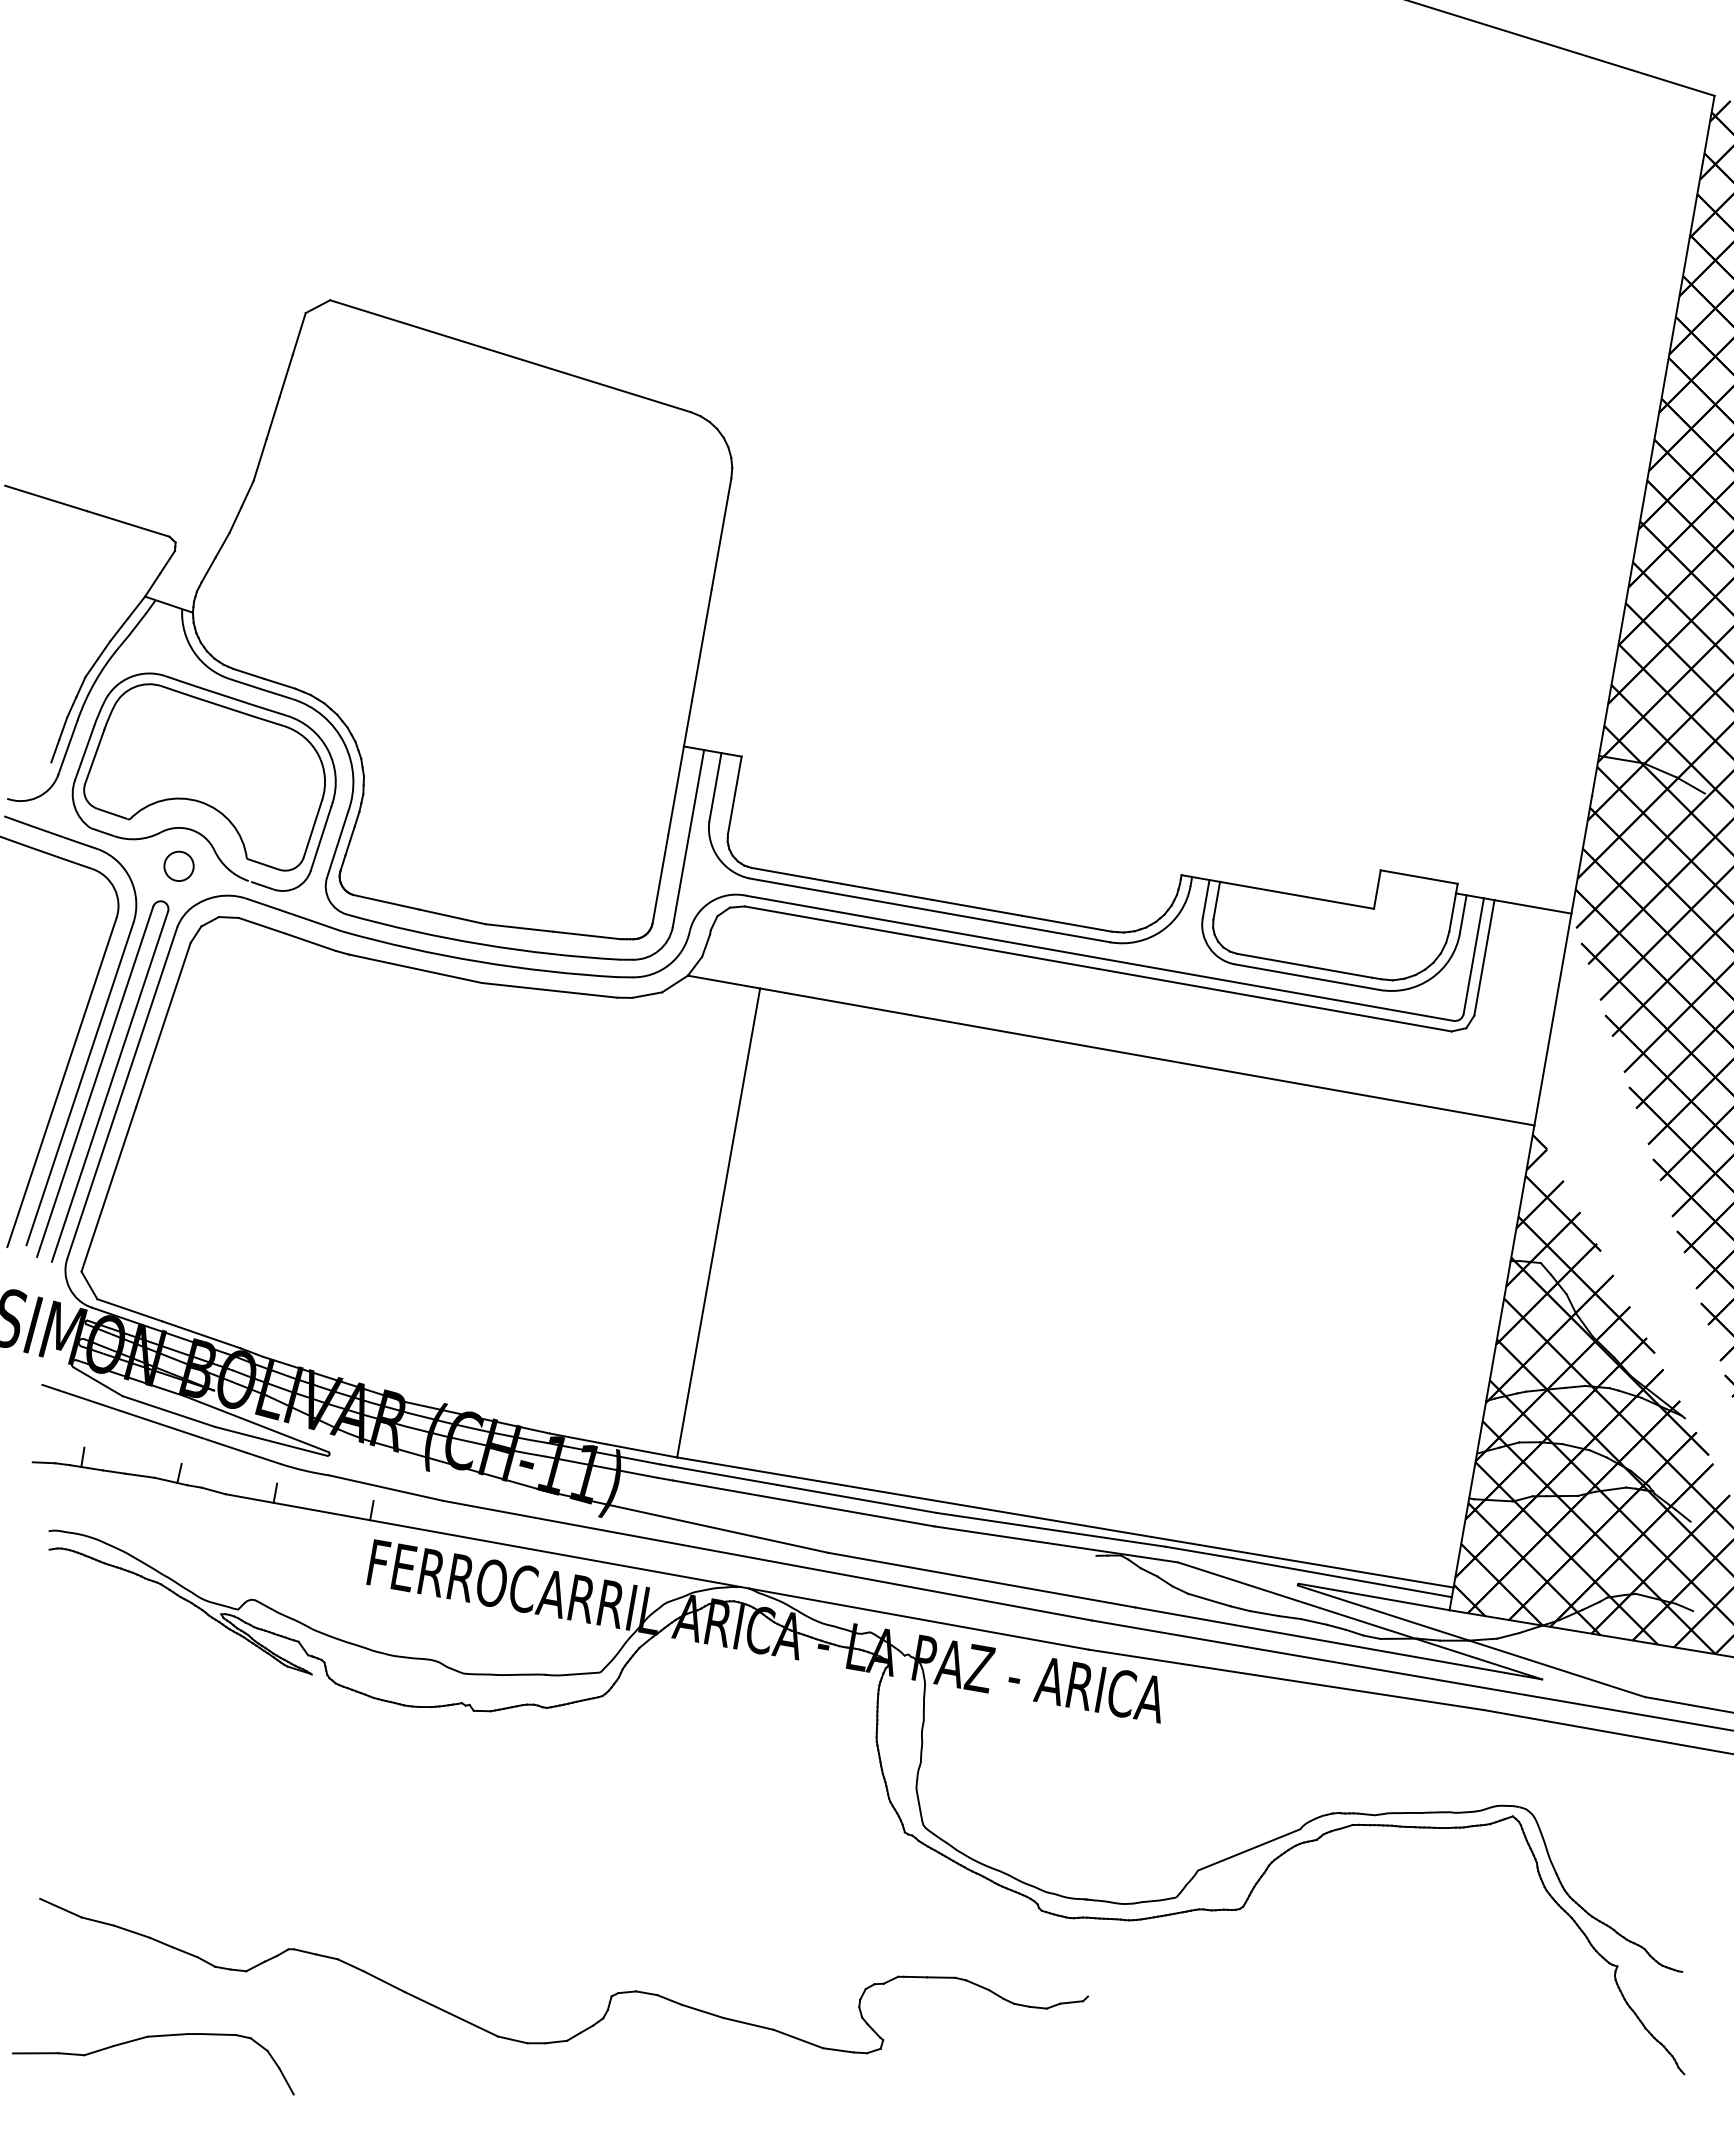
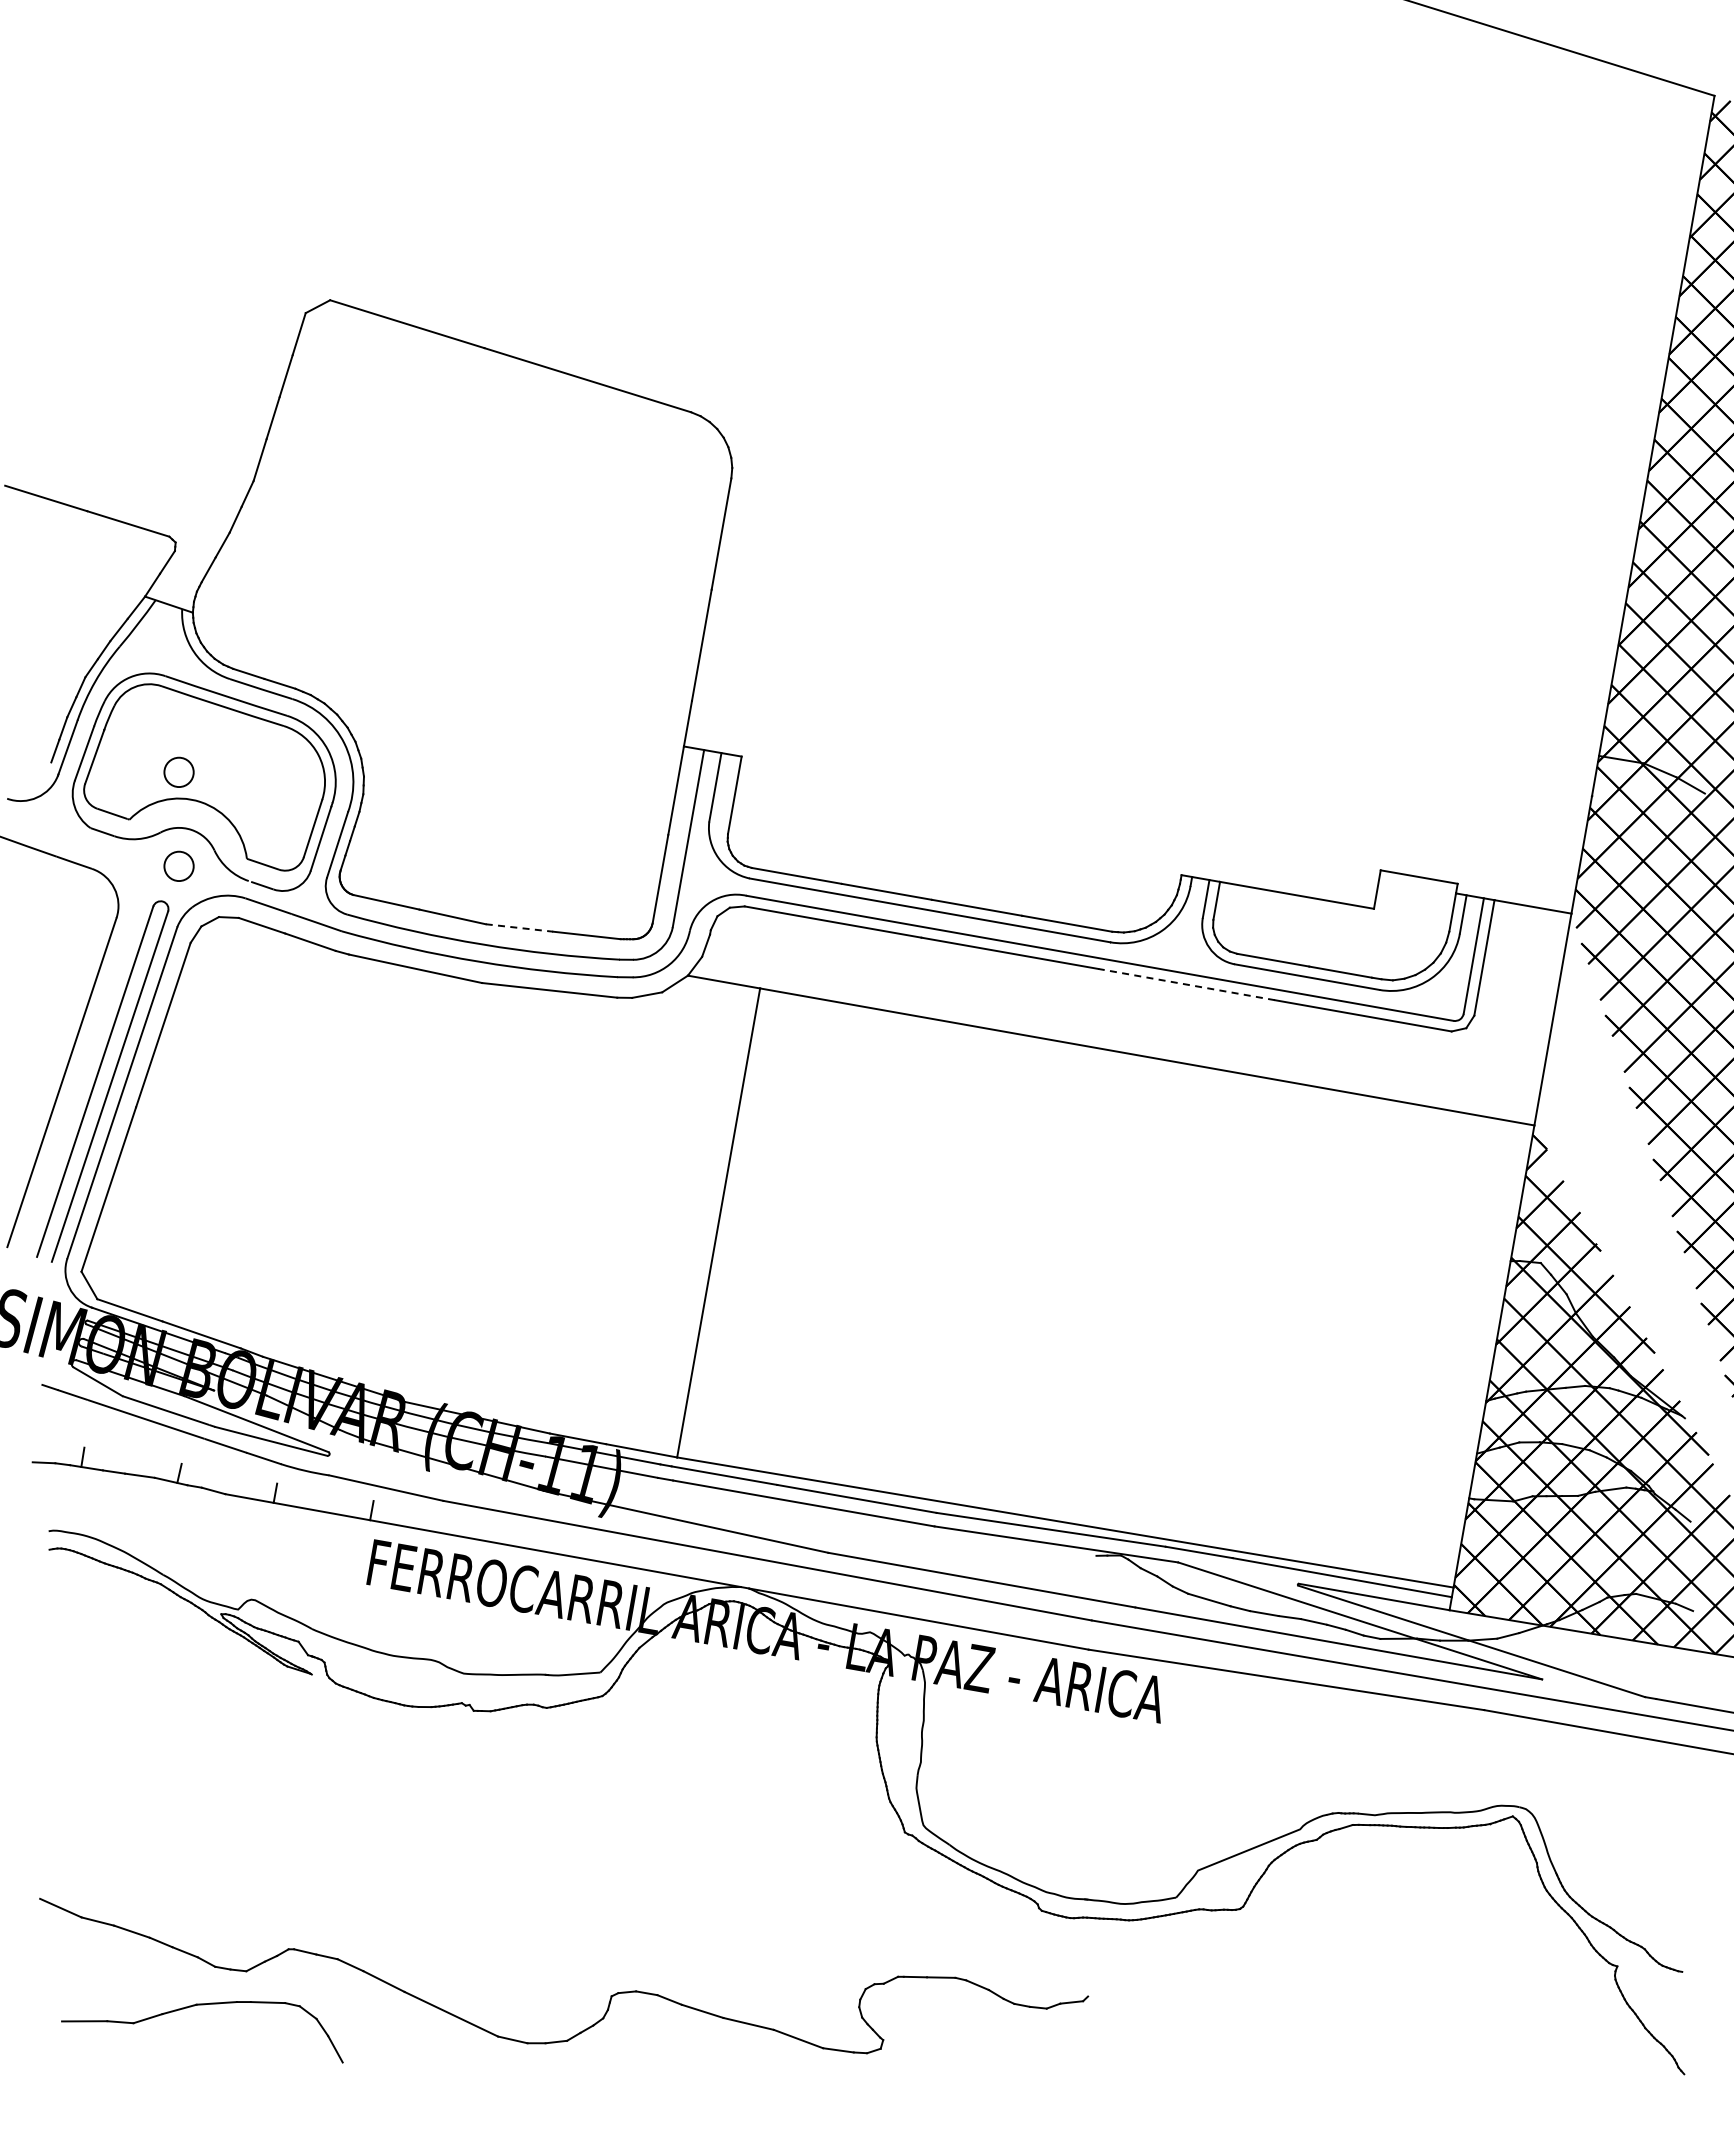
circle: none -> present (178, 771)
line: solid -> dashed (519, 927)
line: solid -> dashed (1186, 984)
part: present -> none (93, 1039)
part position: (153, 2037) -> (202, 2005) (202, 2005)
